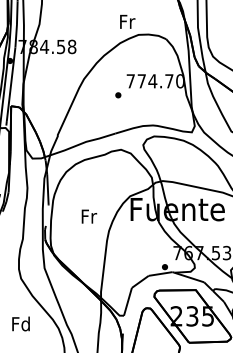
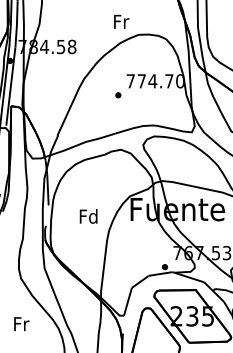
text position: (127, 21) -> (121, 21) (121, 21)
text: Fr -> Fd (88, 216)
text: Fd -> Fr (20, 323)
